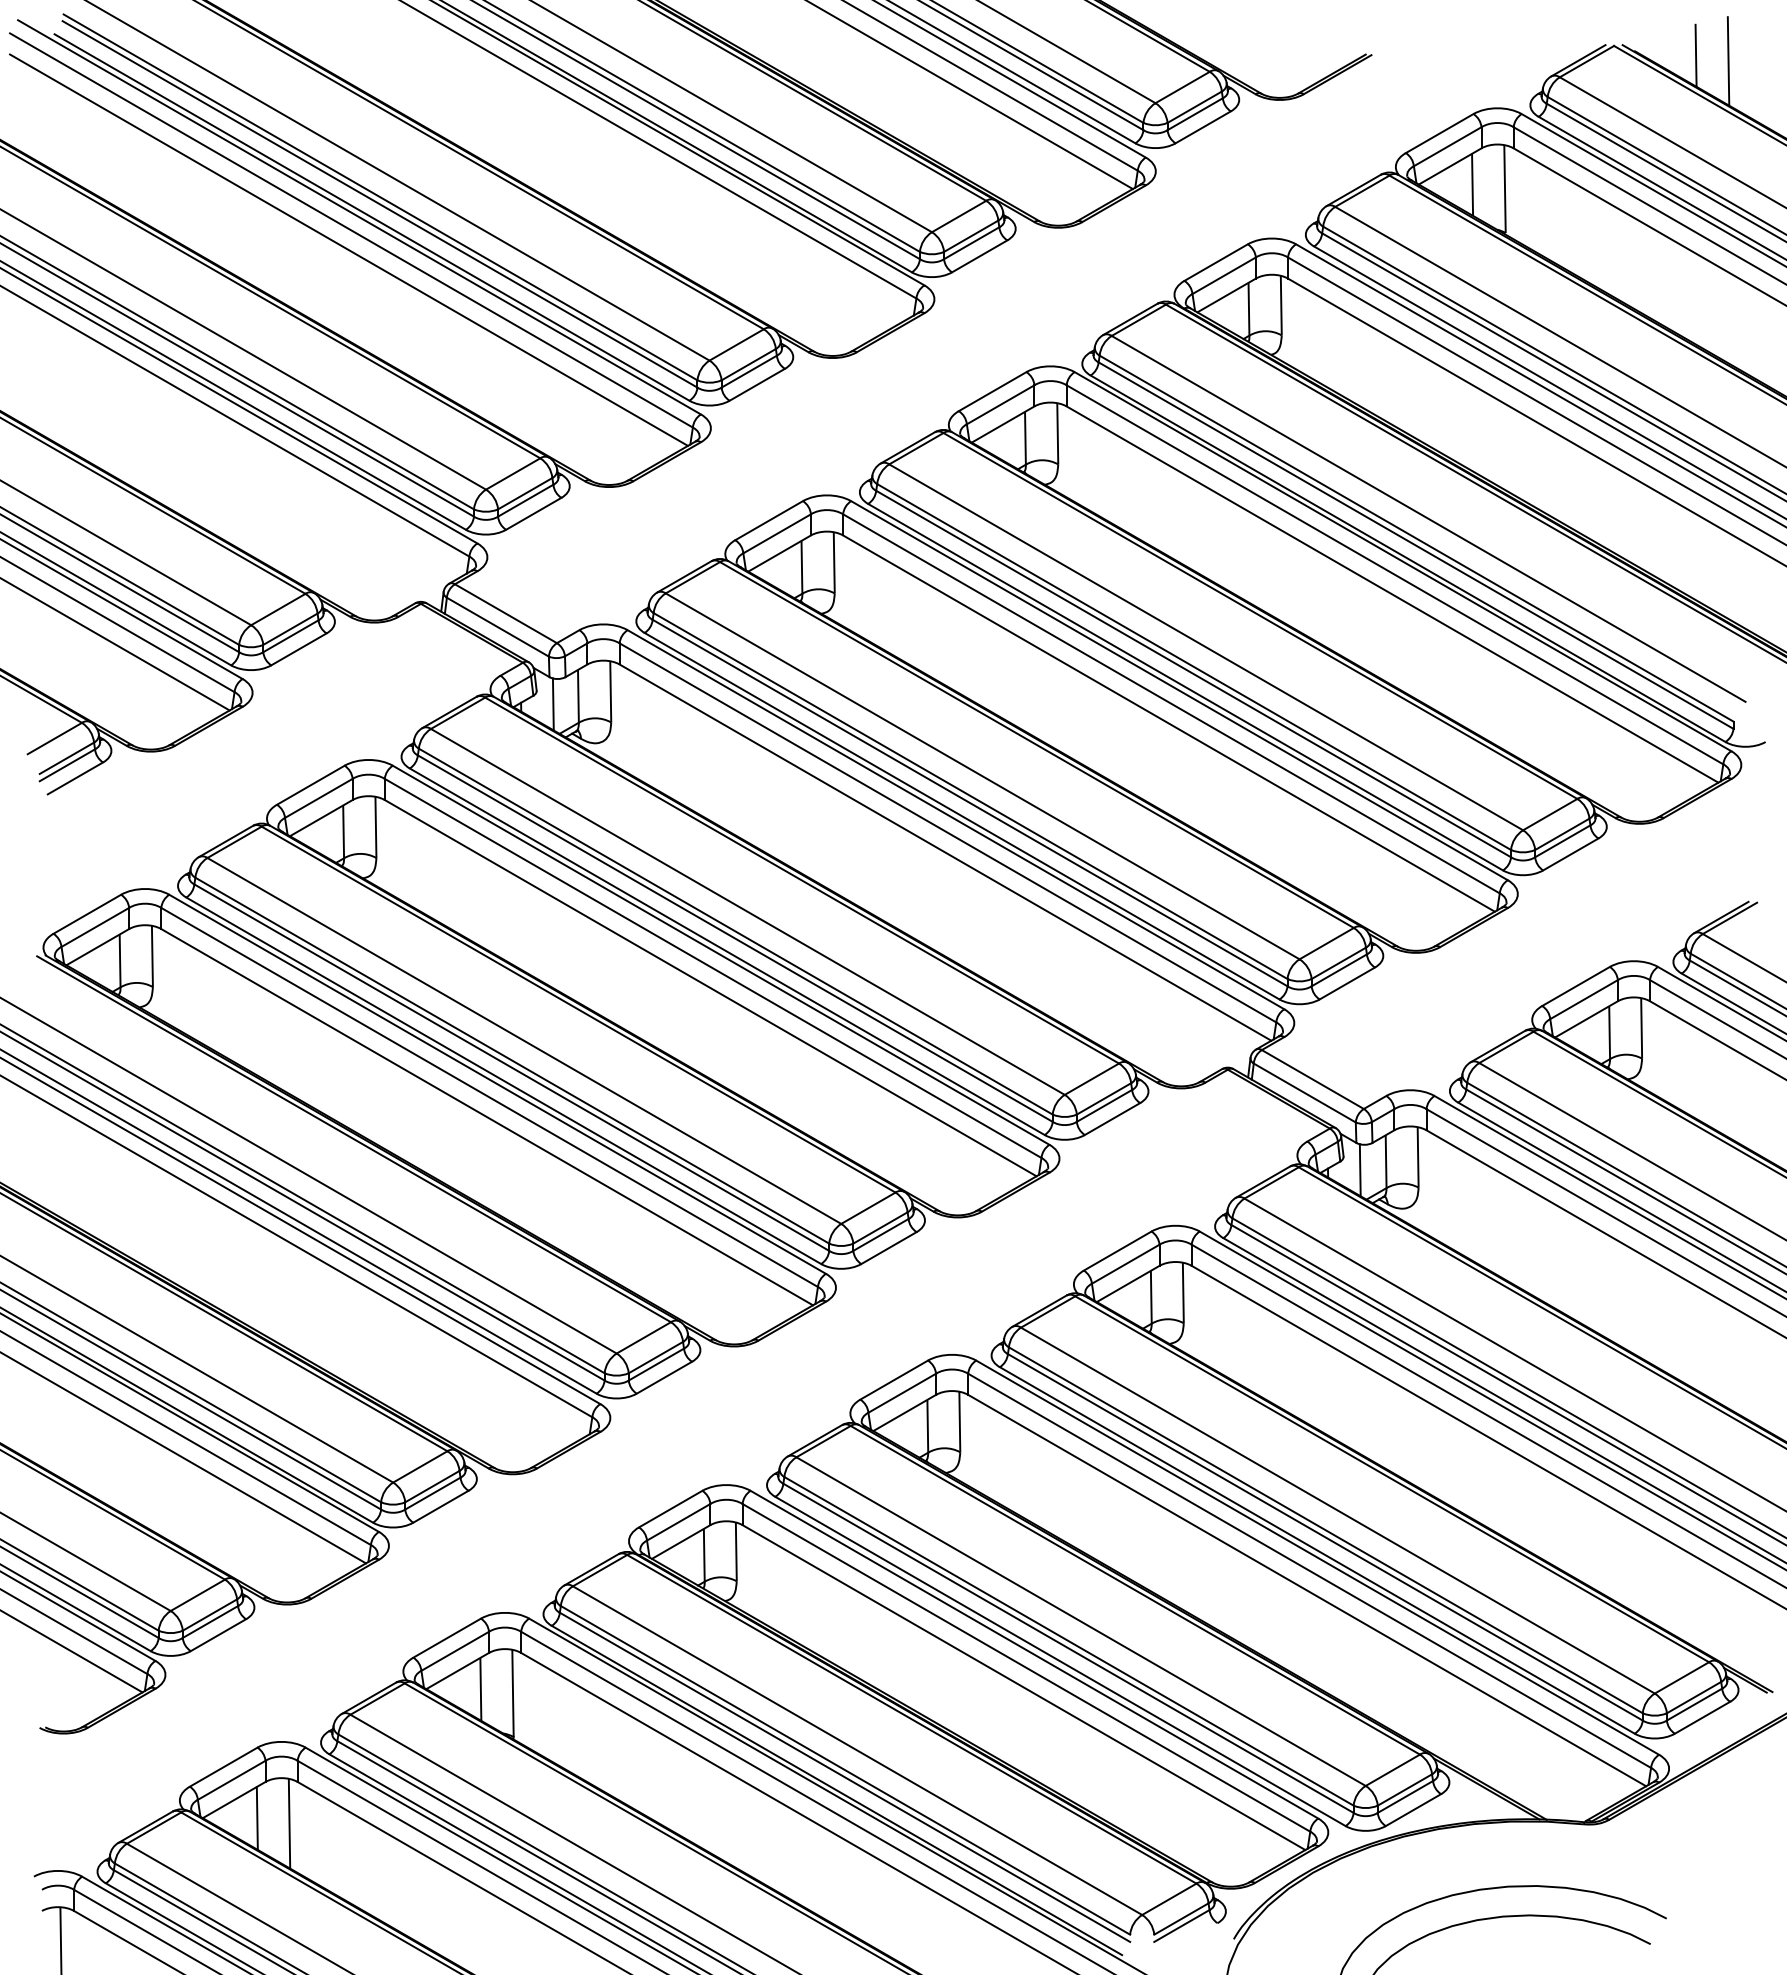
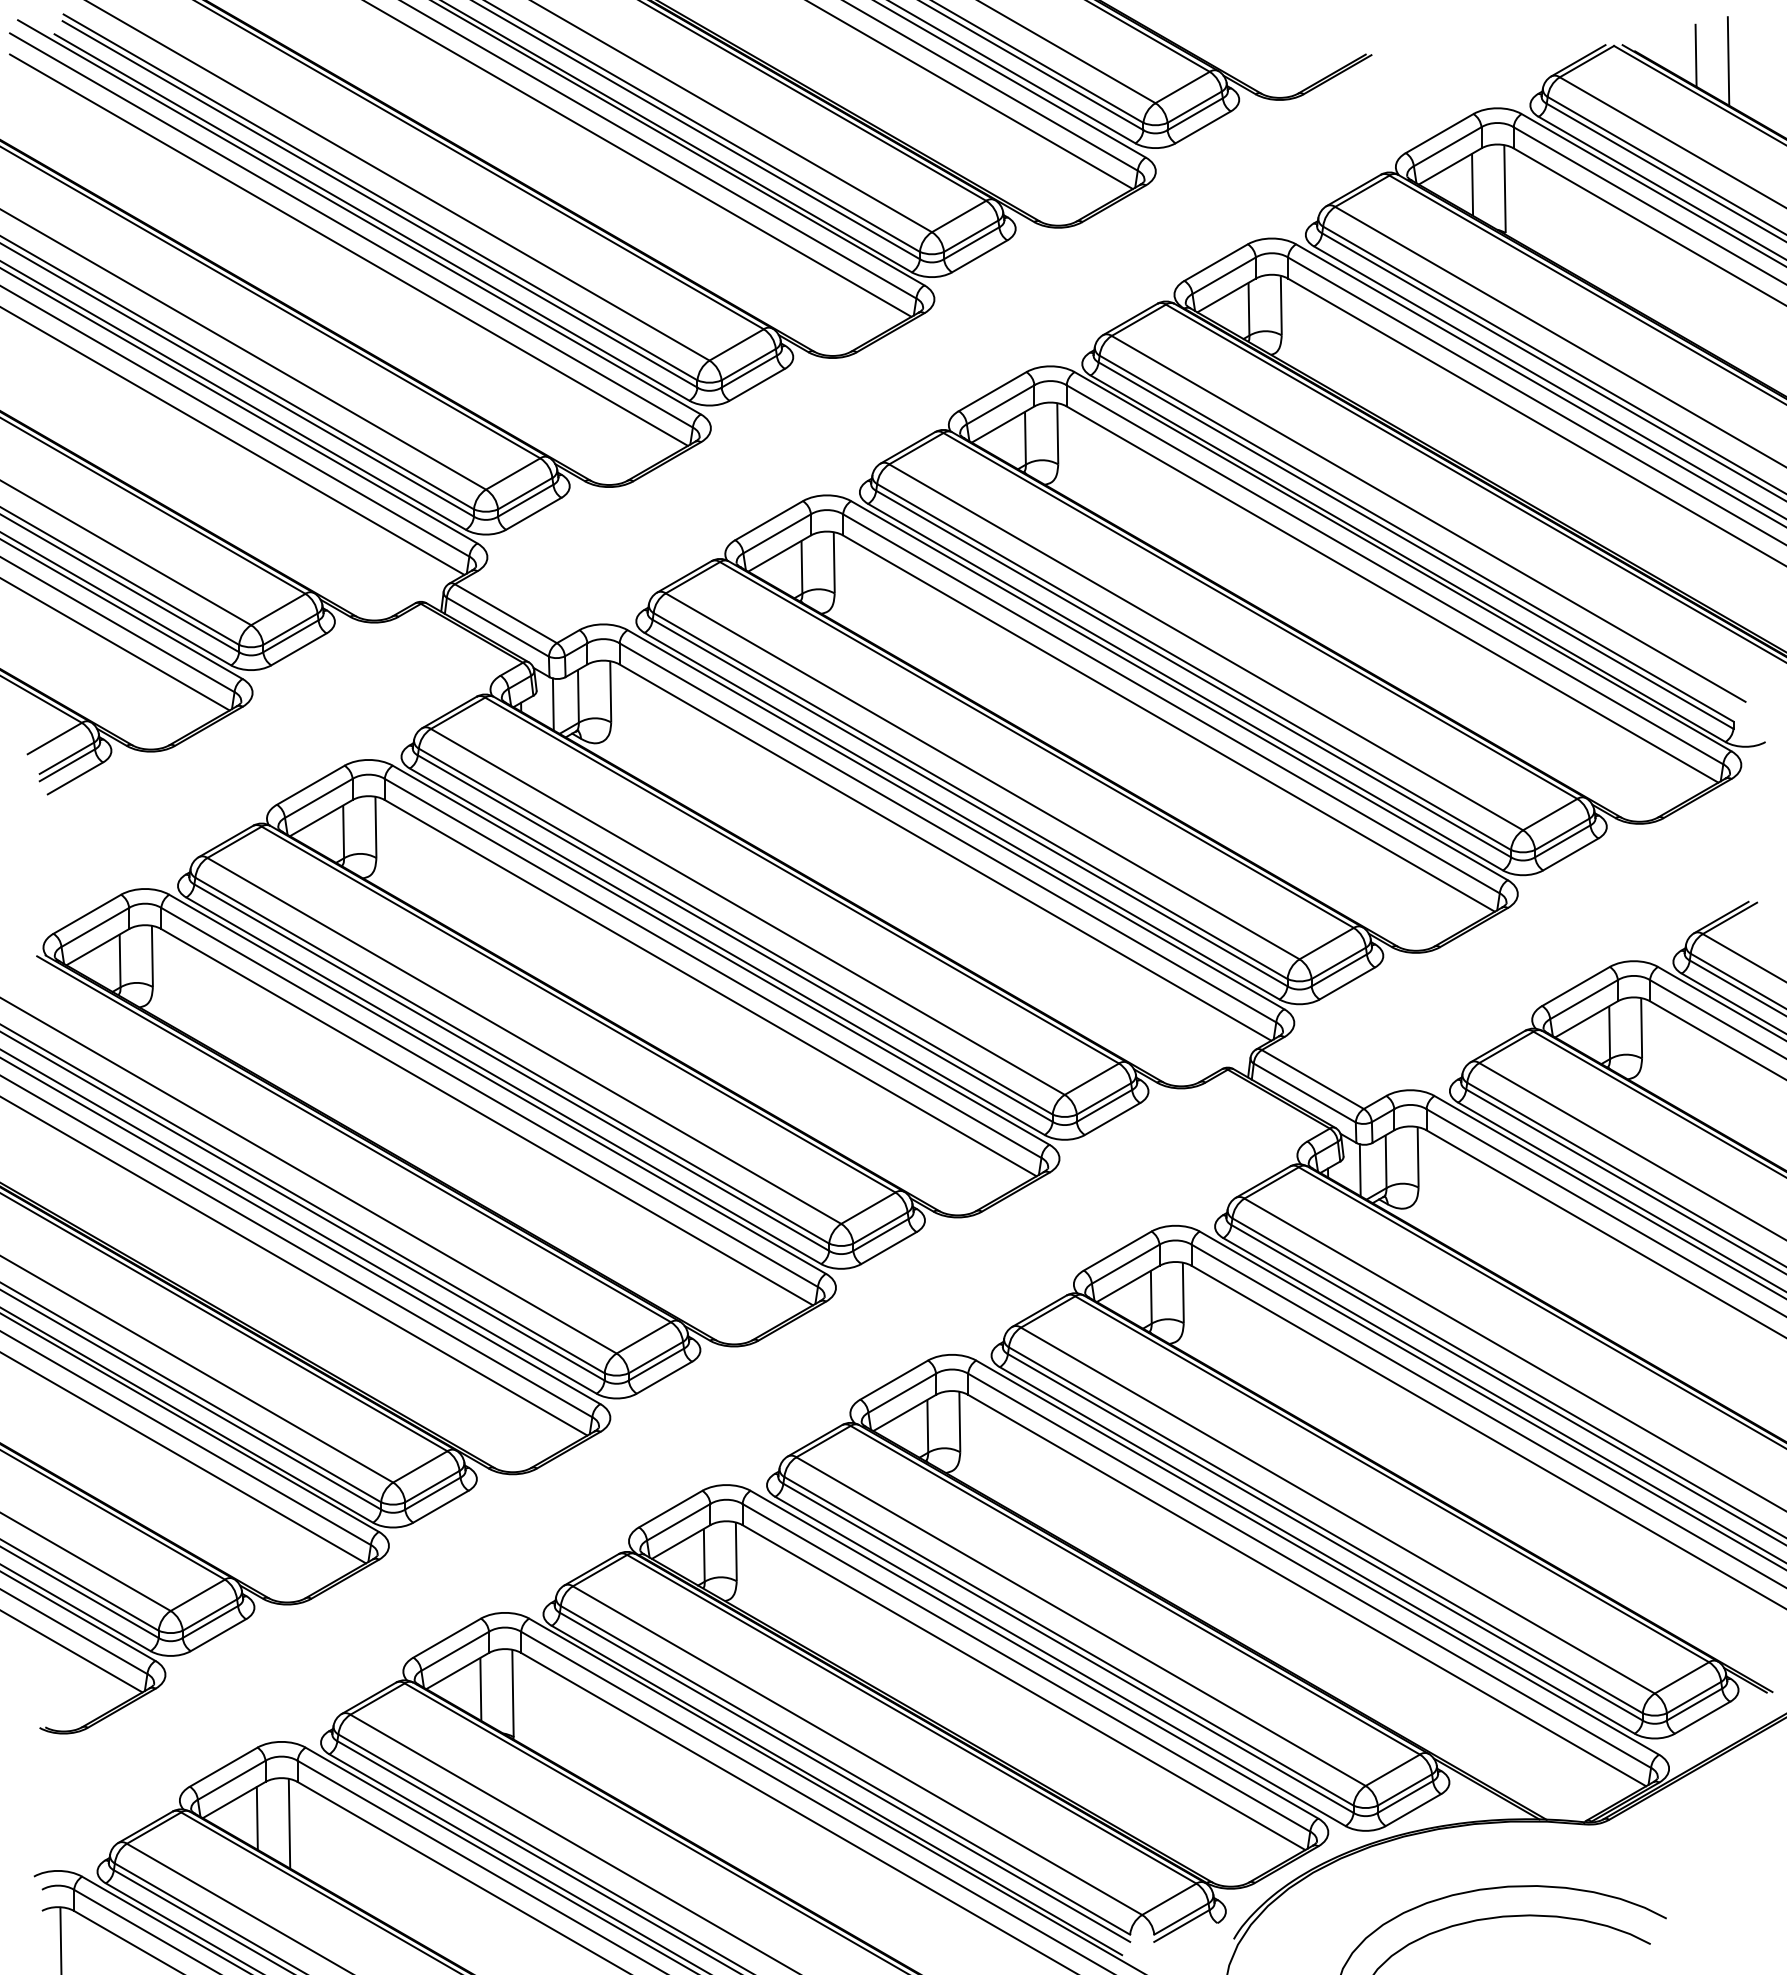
line: none -> present (638, 159)
line: none -> present (233, 441)
line: none -> present (294, 1266)
